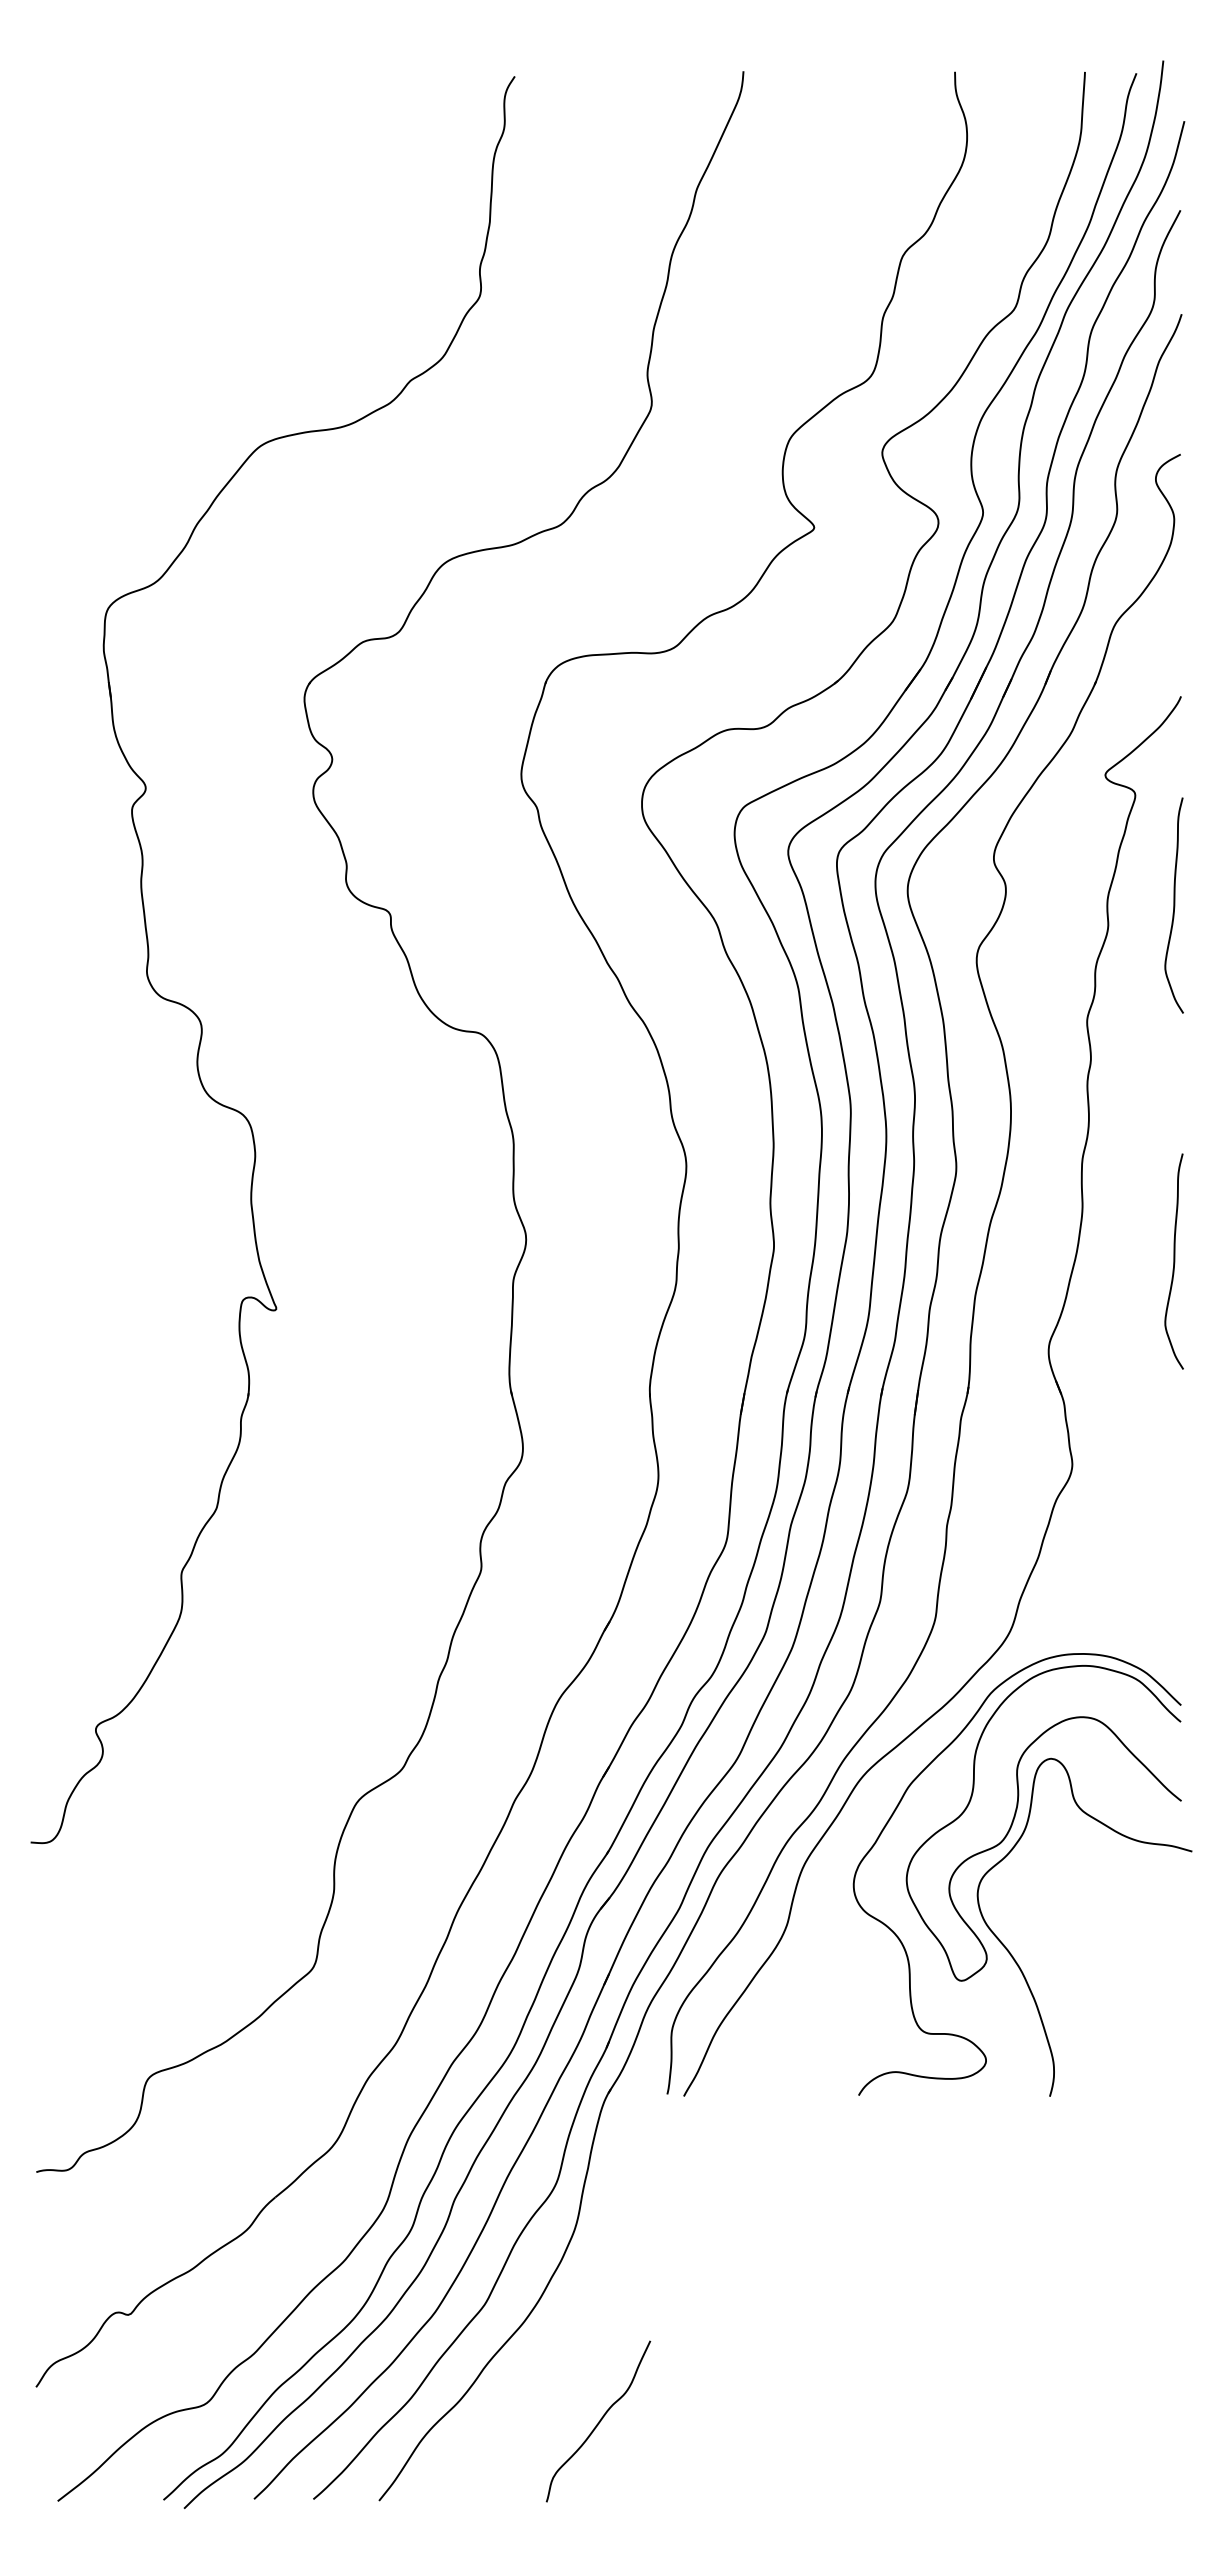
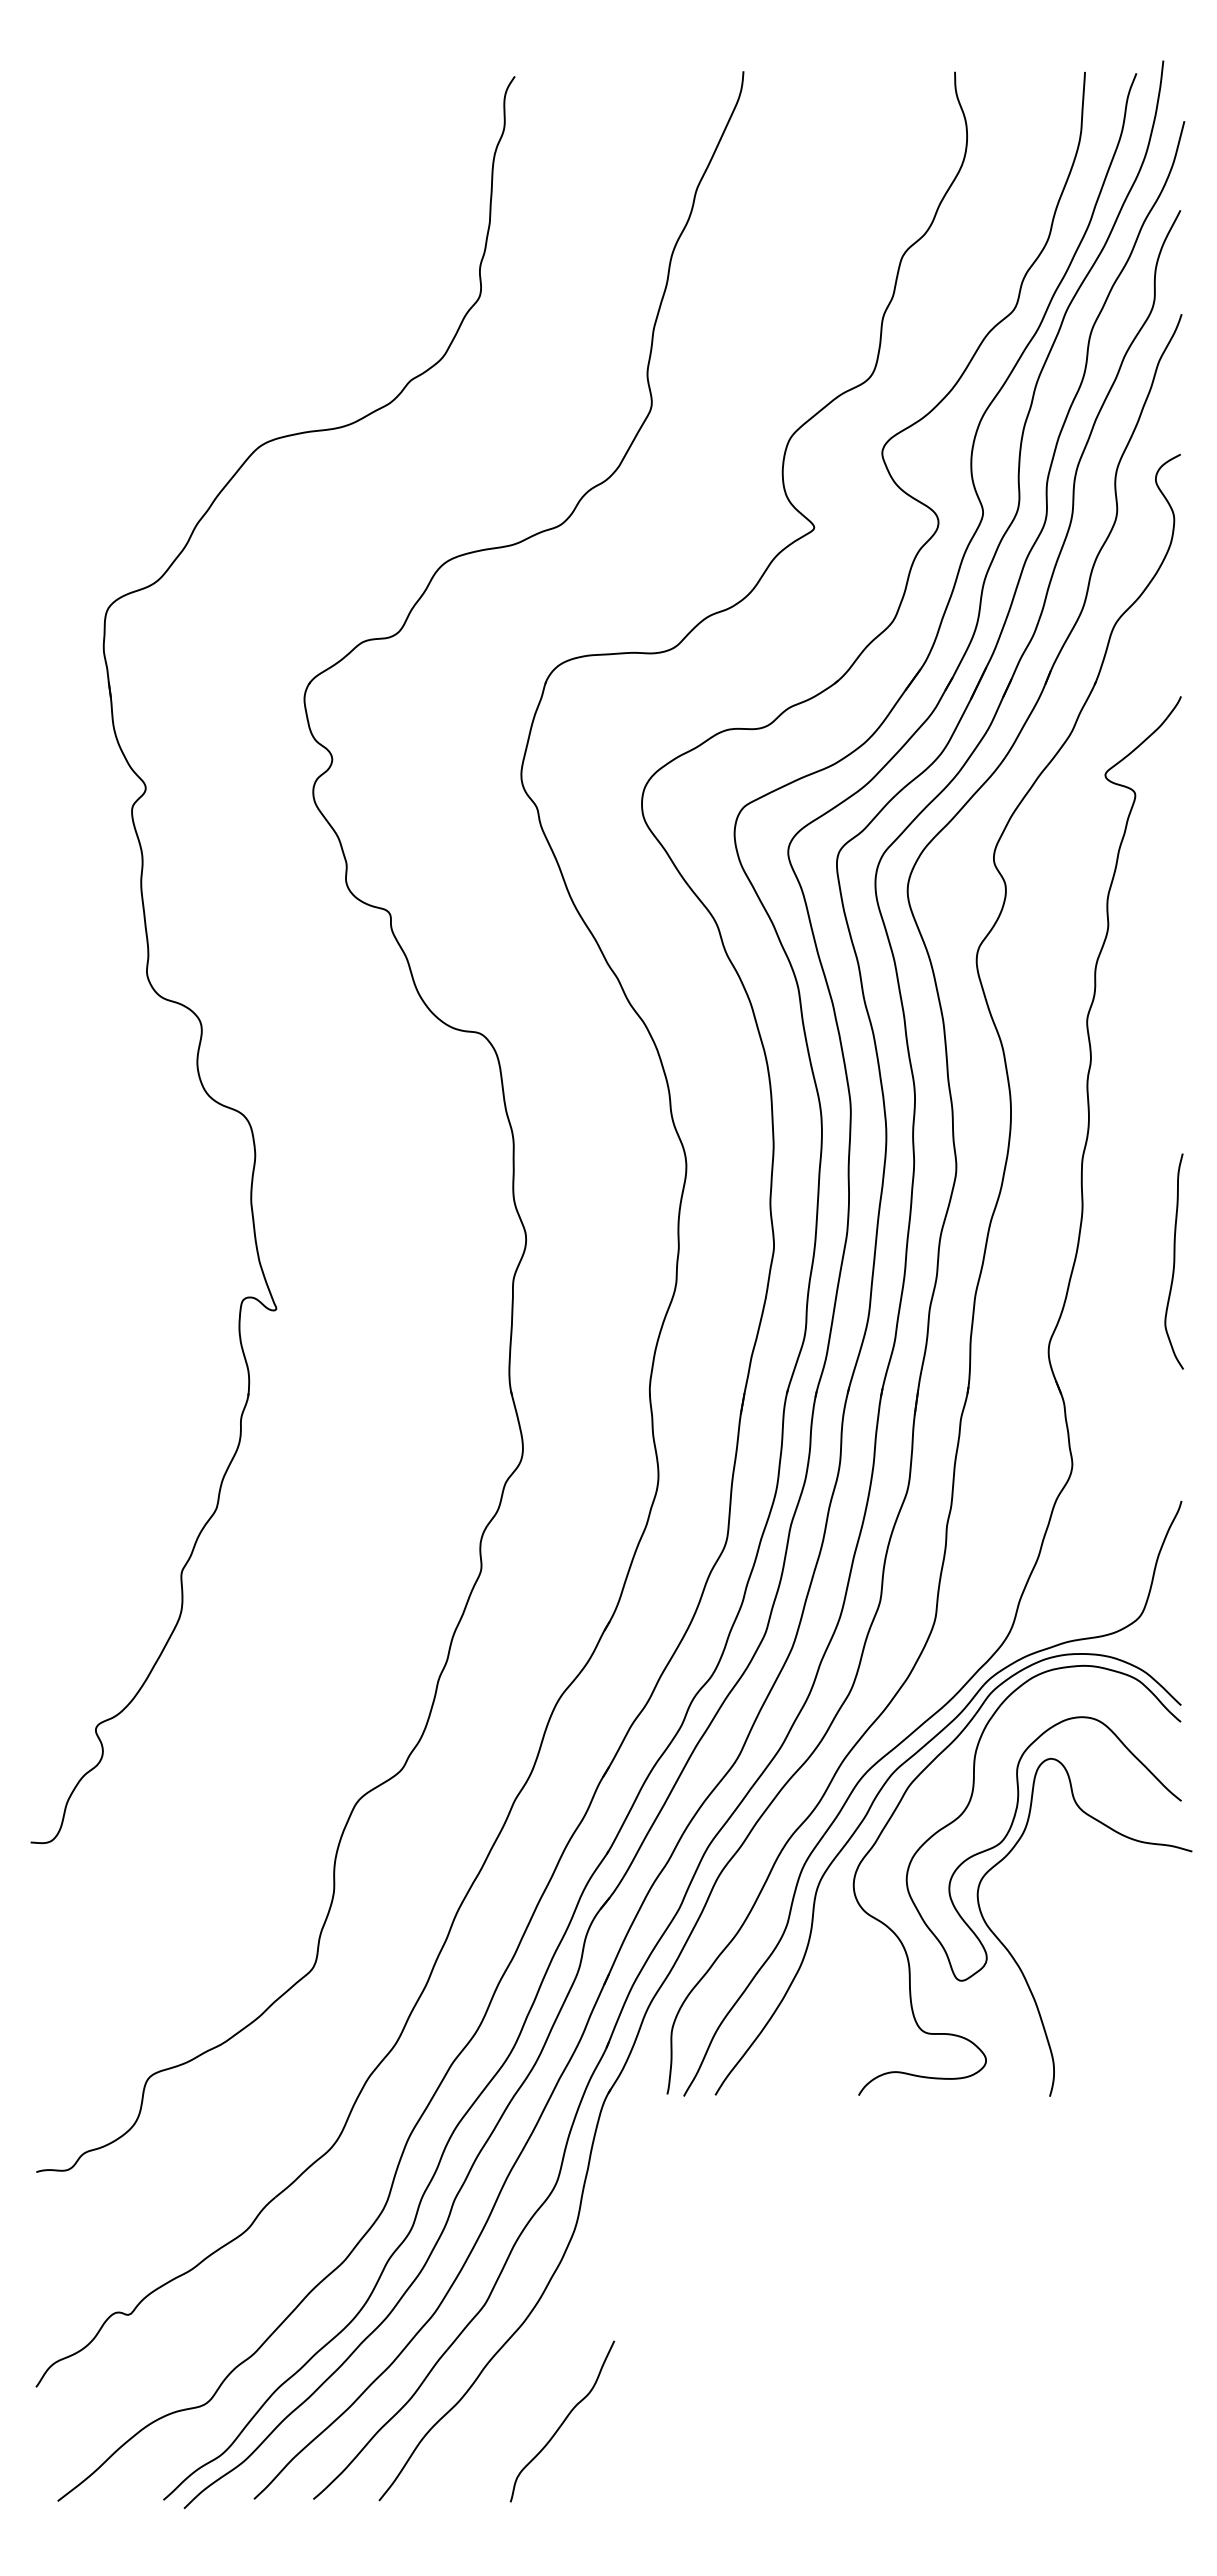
curve: present -> none (1173, 905)
curve: none -> present (916, 1754)
curve position: (598, 2421) -> (562, 2421) (562, 2421)
